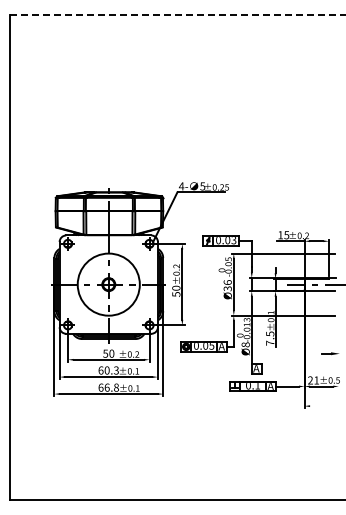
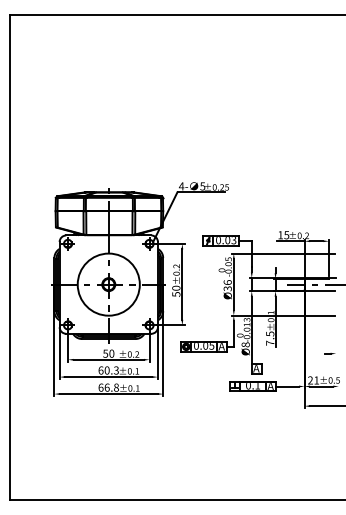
line: dashed -> solid (178, 15)
part size: 19x4 px -> 12x3 px (329, 353)
line: none -> present (326, 406)
